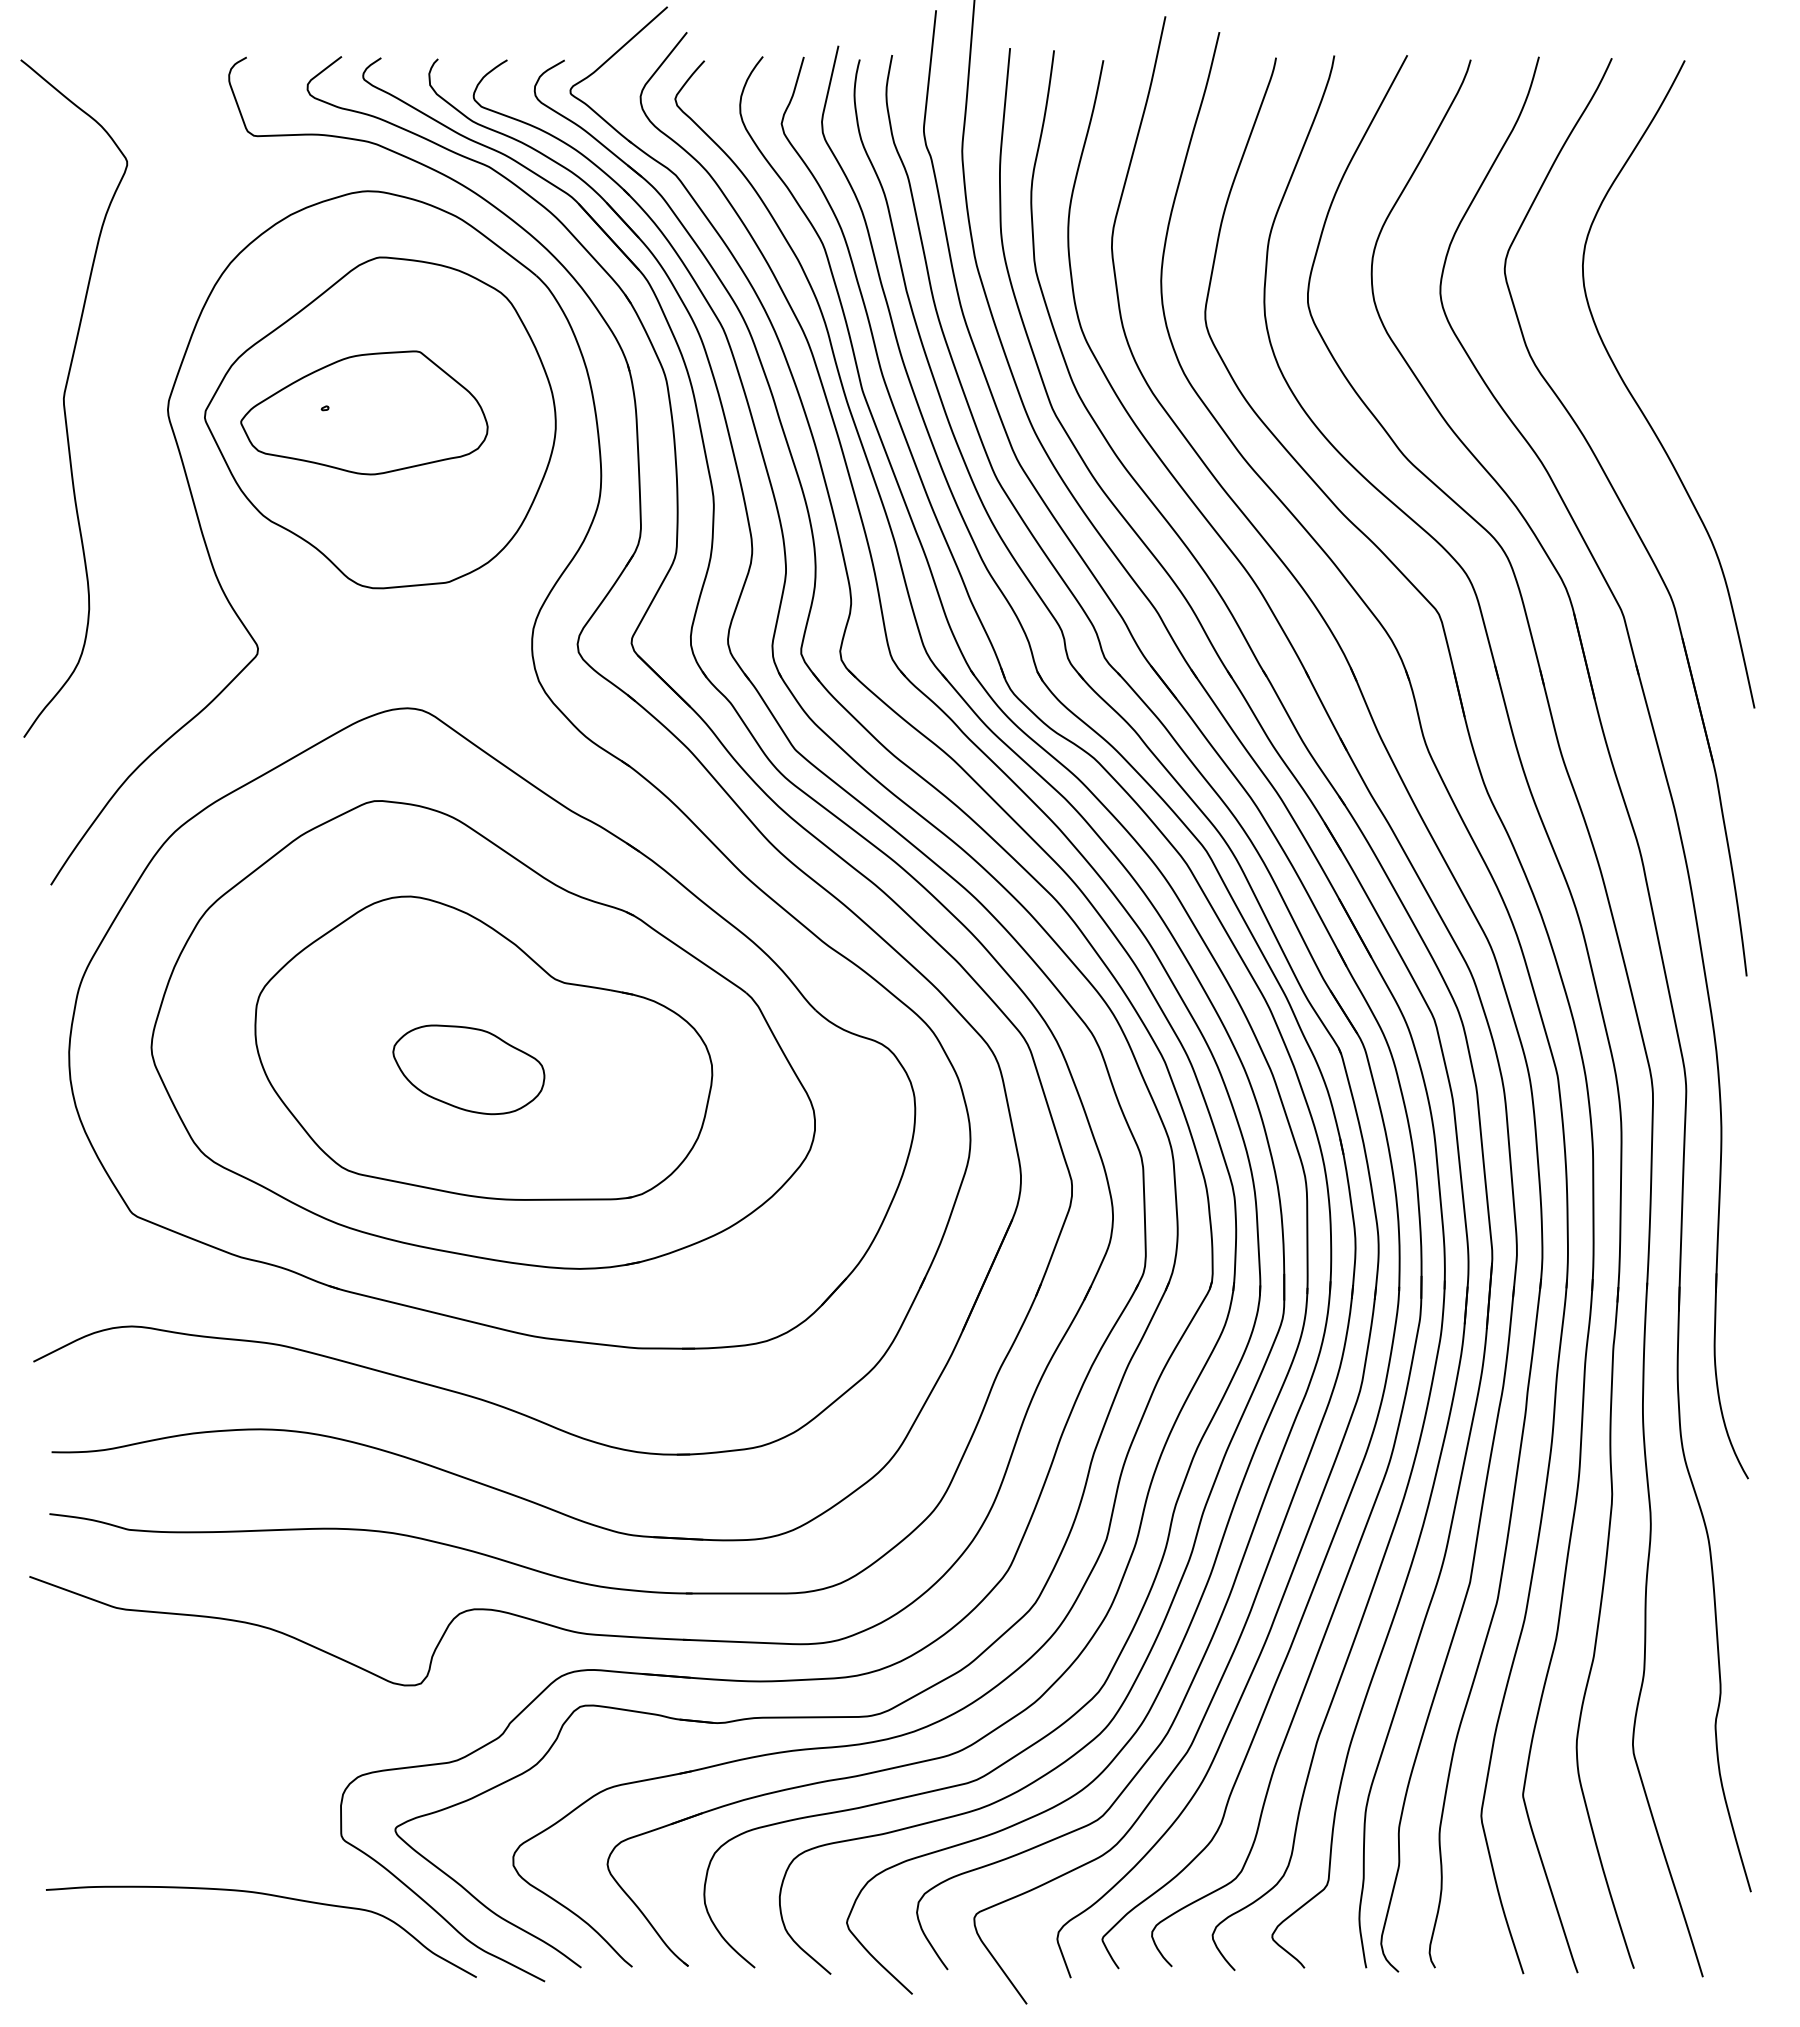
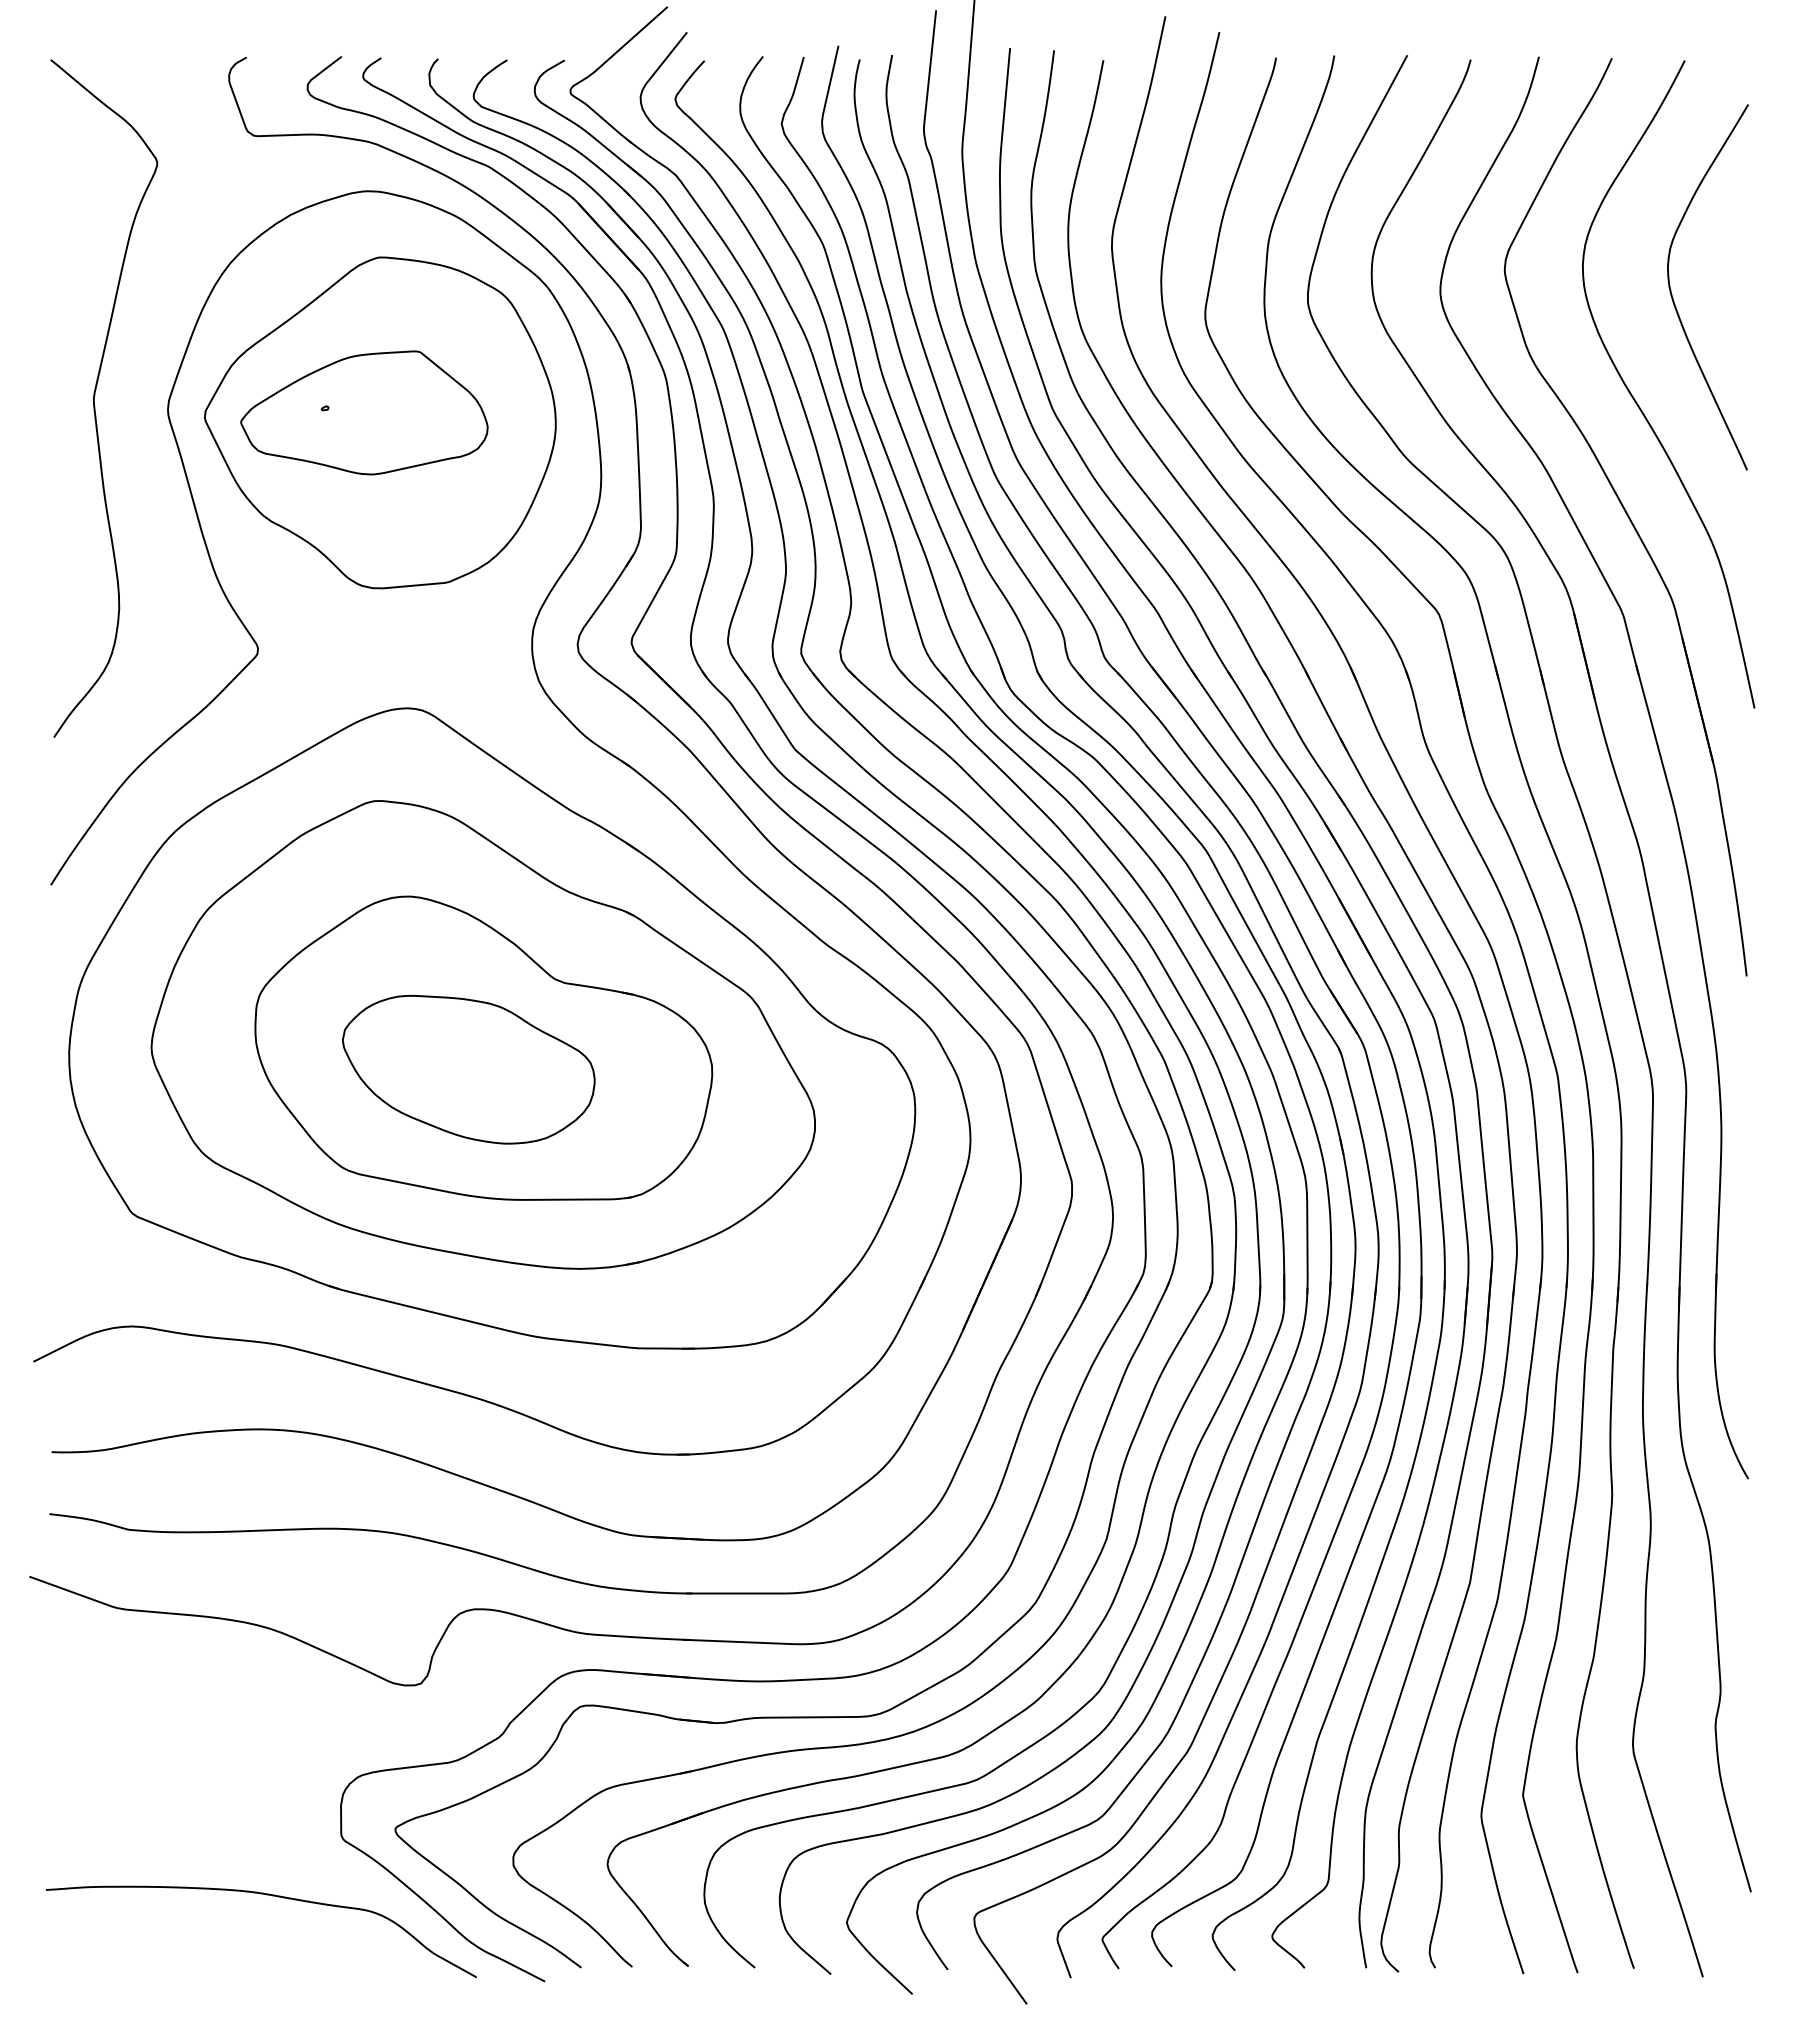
curve: none -> present (1673, 297)
curve position: (65, 395) -> (95, 395) (95, 395)
part size: 154x92 px -> 254x150 px (468, 1069)
